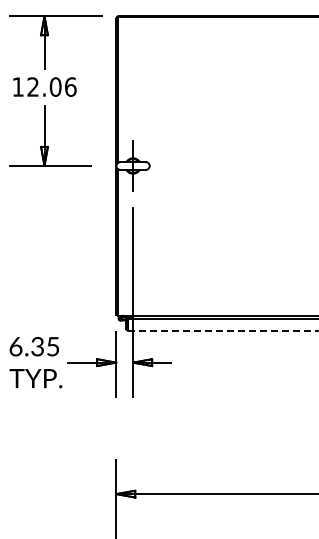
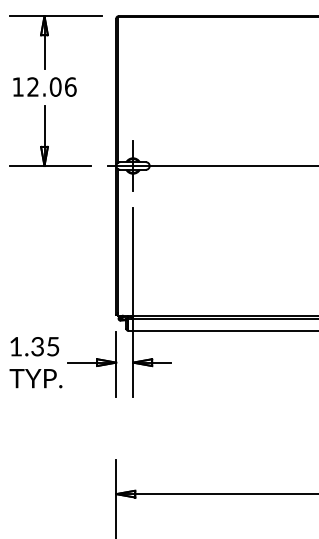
line: none -> present (211, 166)
line: dashed -> solid (223, 331)
text: 6.35 -> 1.35 (15, 346)
